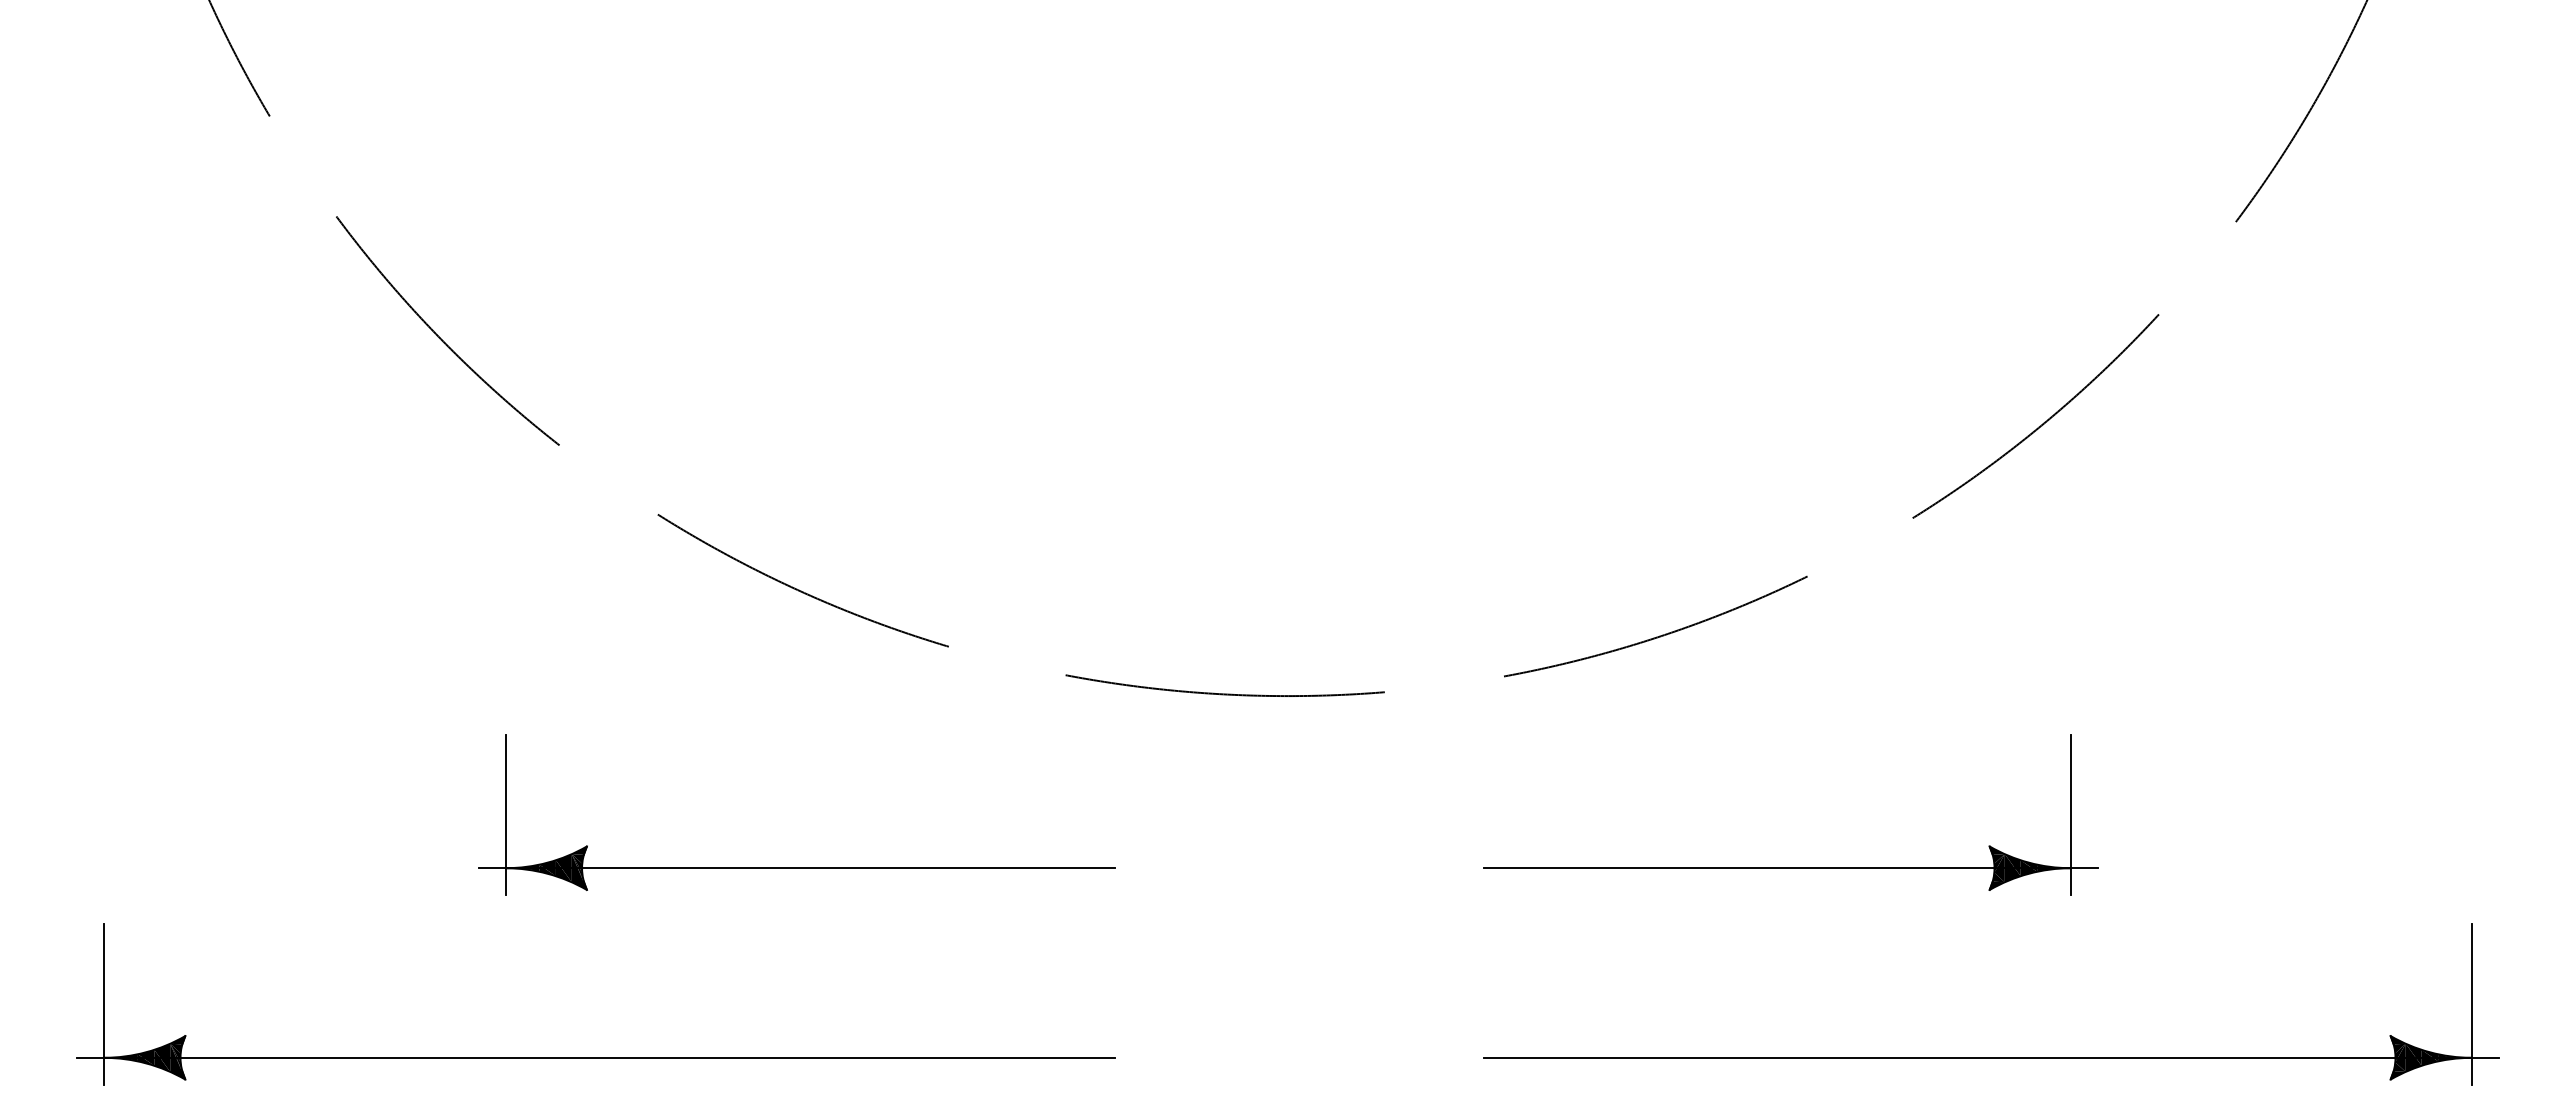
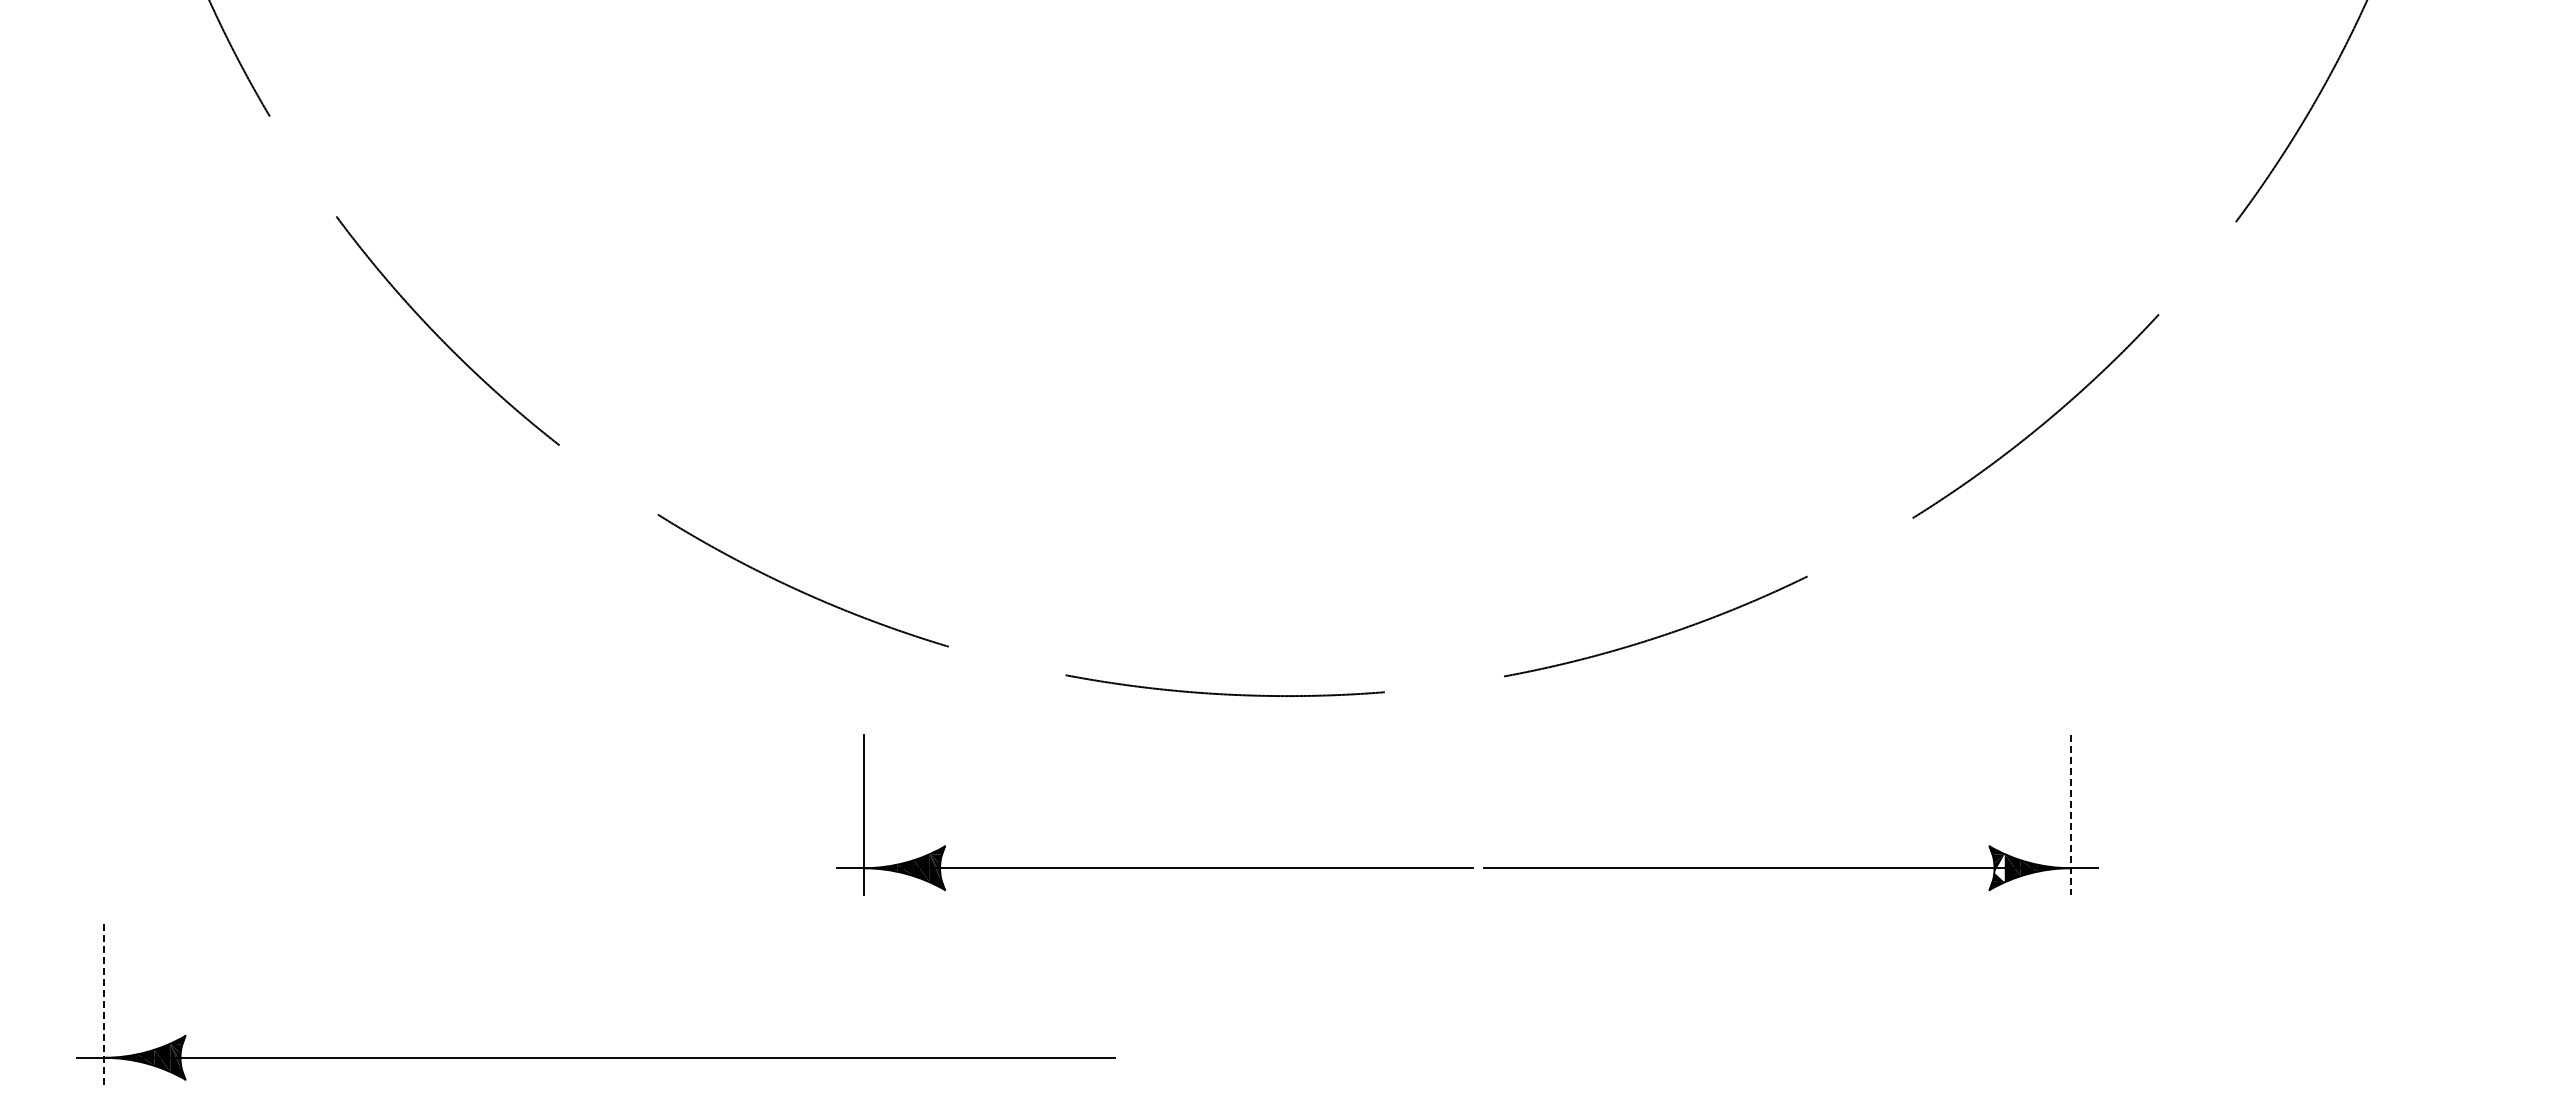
line: solid -> dashed (2071, 815)
part position: (796, 867) -> (1154, 867) (1154, 867)
fill: present -> none (1999, 868)
line: solid -> dashed (103, 1004)
part: present -> none (1991, 1057)
